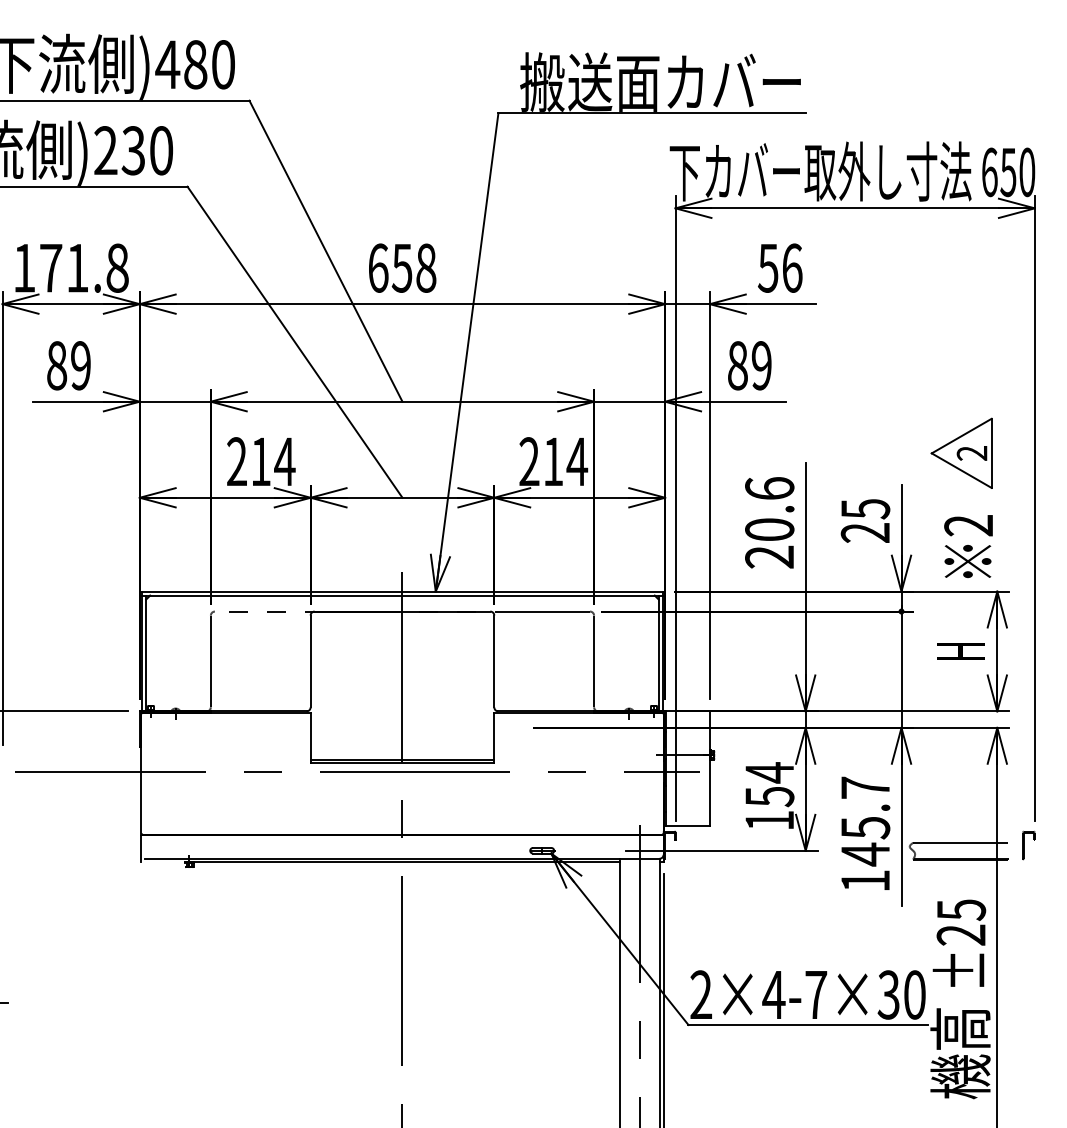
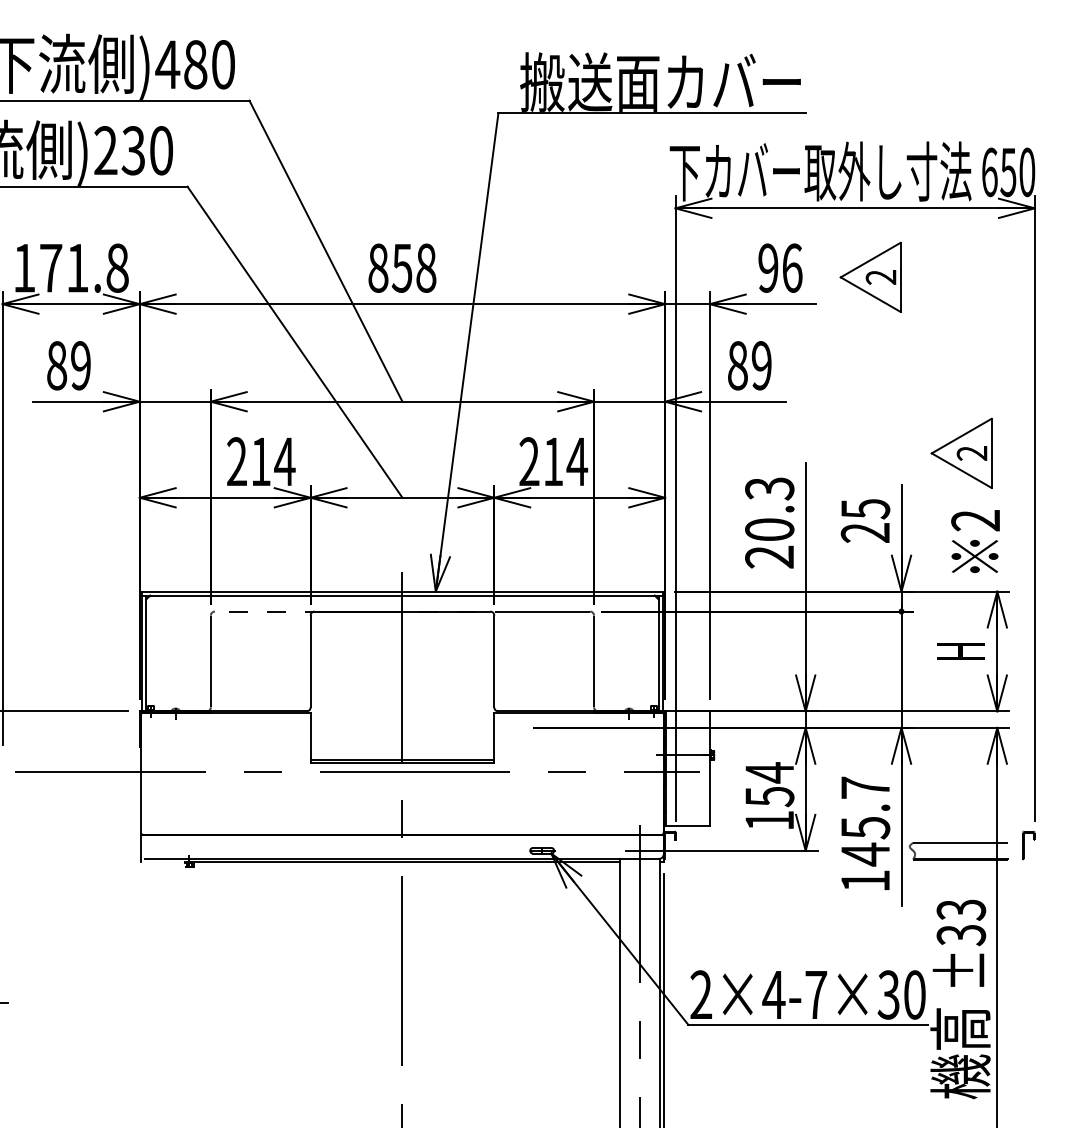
text: 658 -> 858 (378, 267)
text: 56 -> 96 (767, 267)
part: none -> present (870, 276)
text: 20.6 -> 20.3 (769, 488)
text position: (968, 546) -> (975, 541) (975, 541)
text: ±25 -> ±33 (961, 922)
